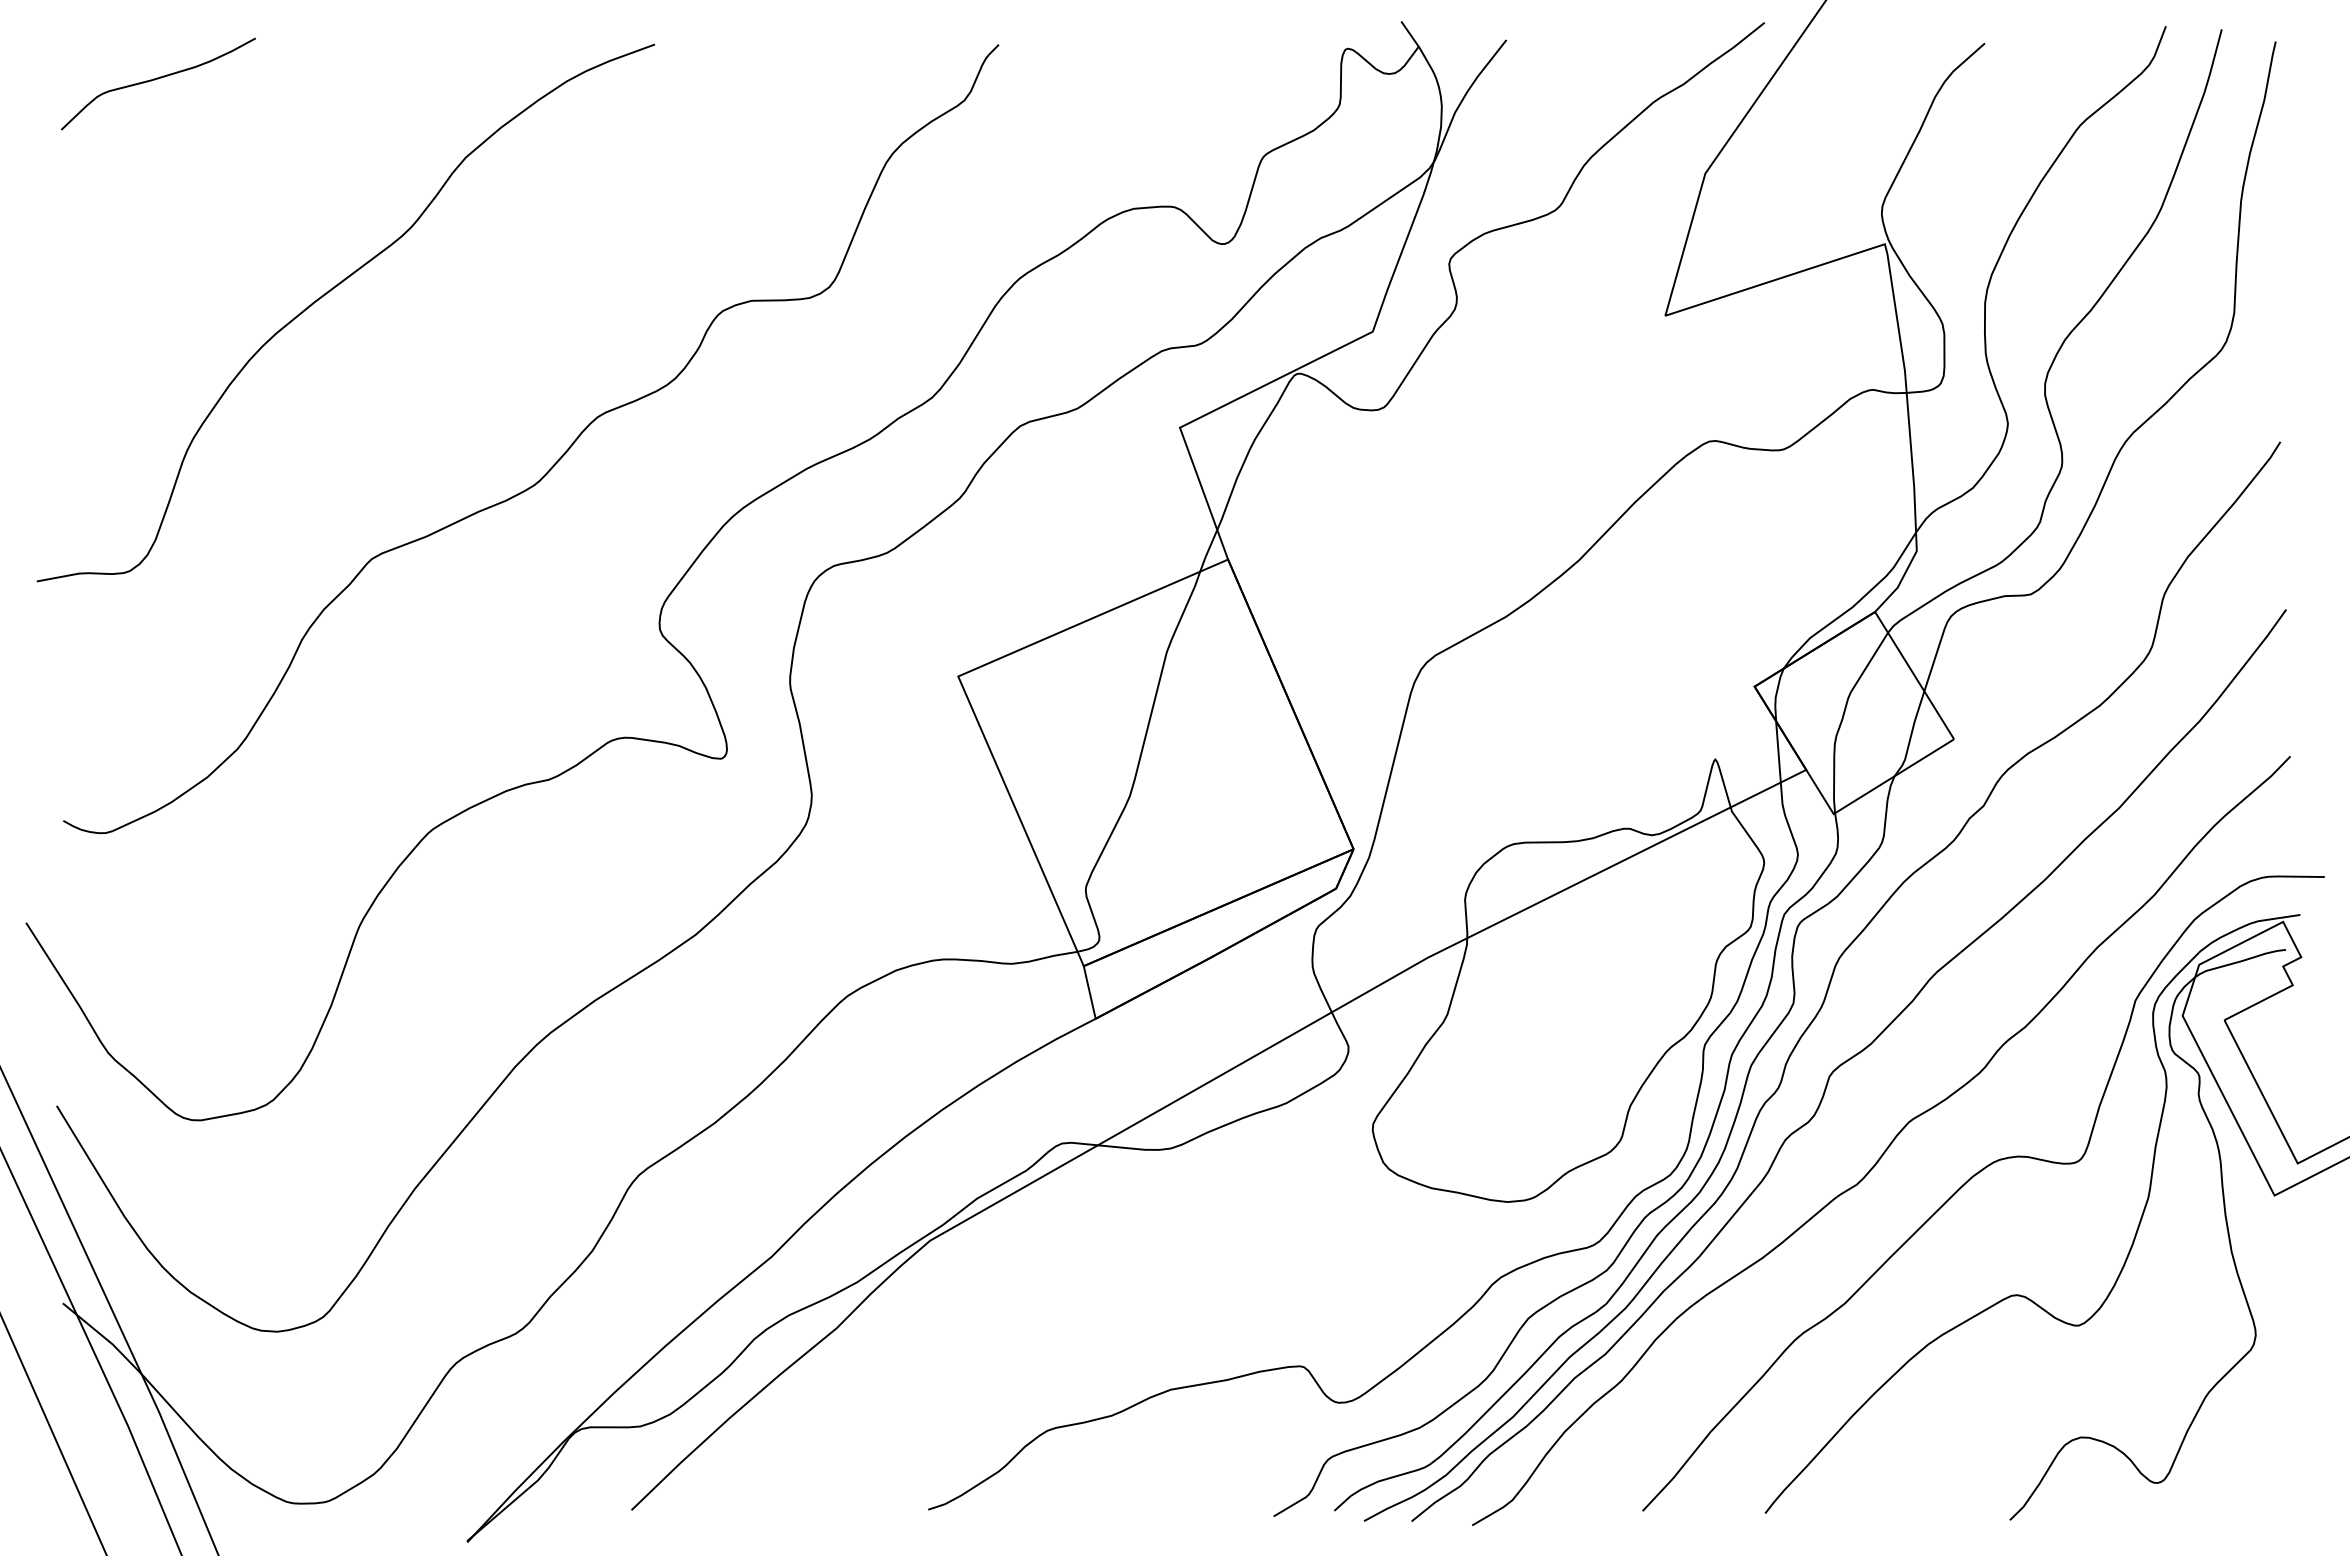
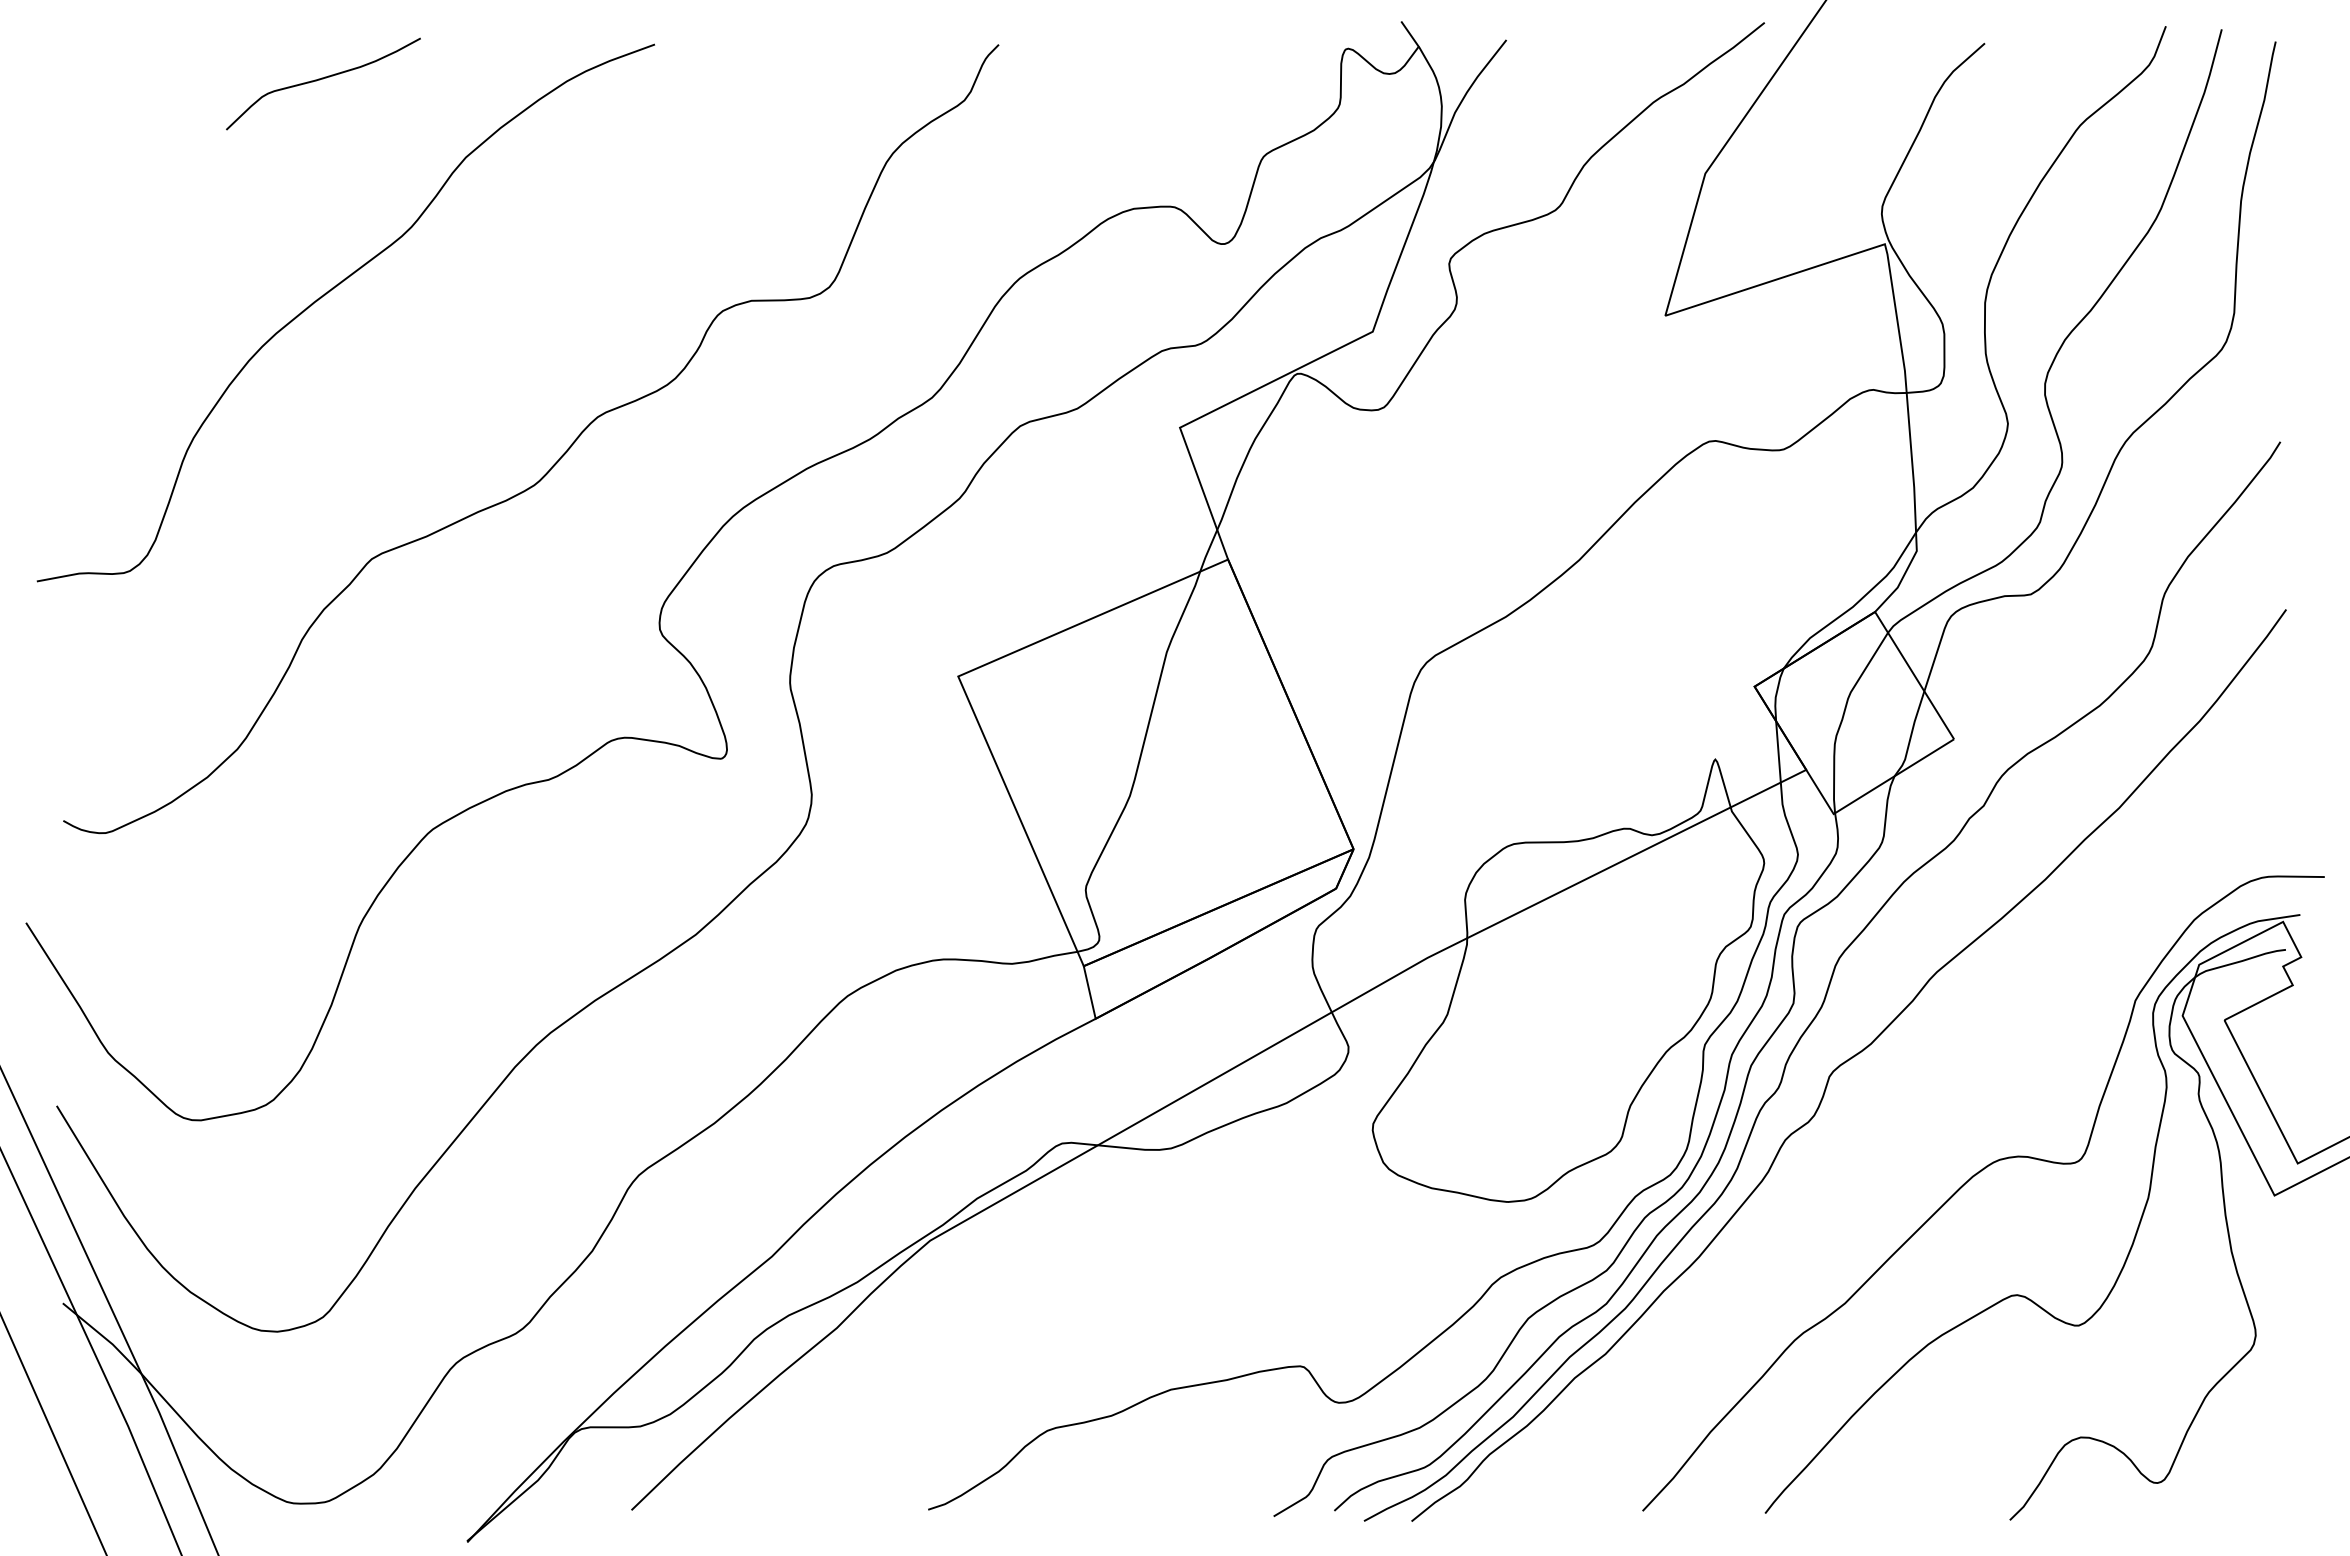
curve position: (158, 79) -> (323, 79) (323, 79)
curve: present -> none (1887, 1146)
